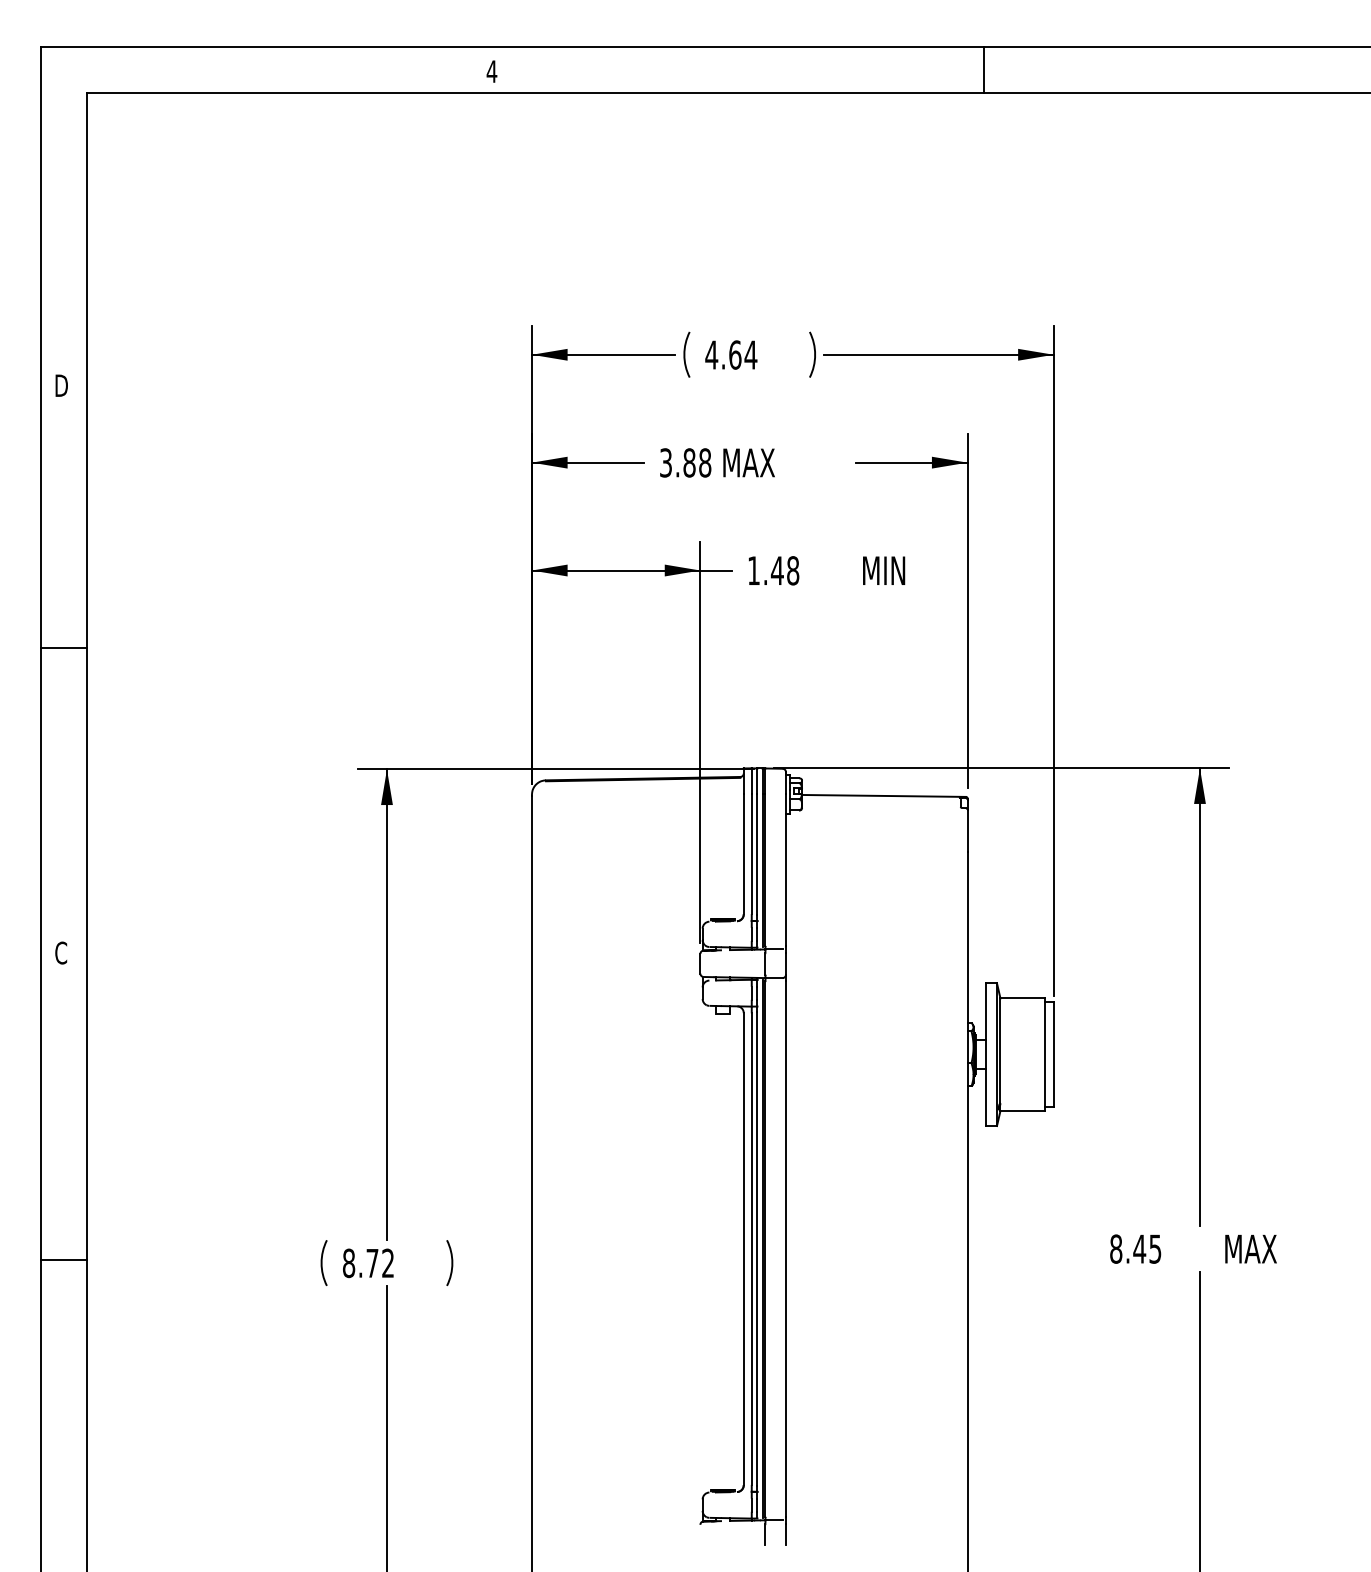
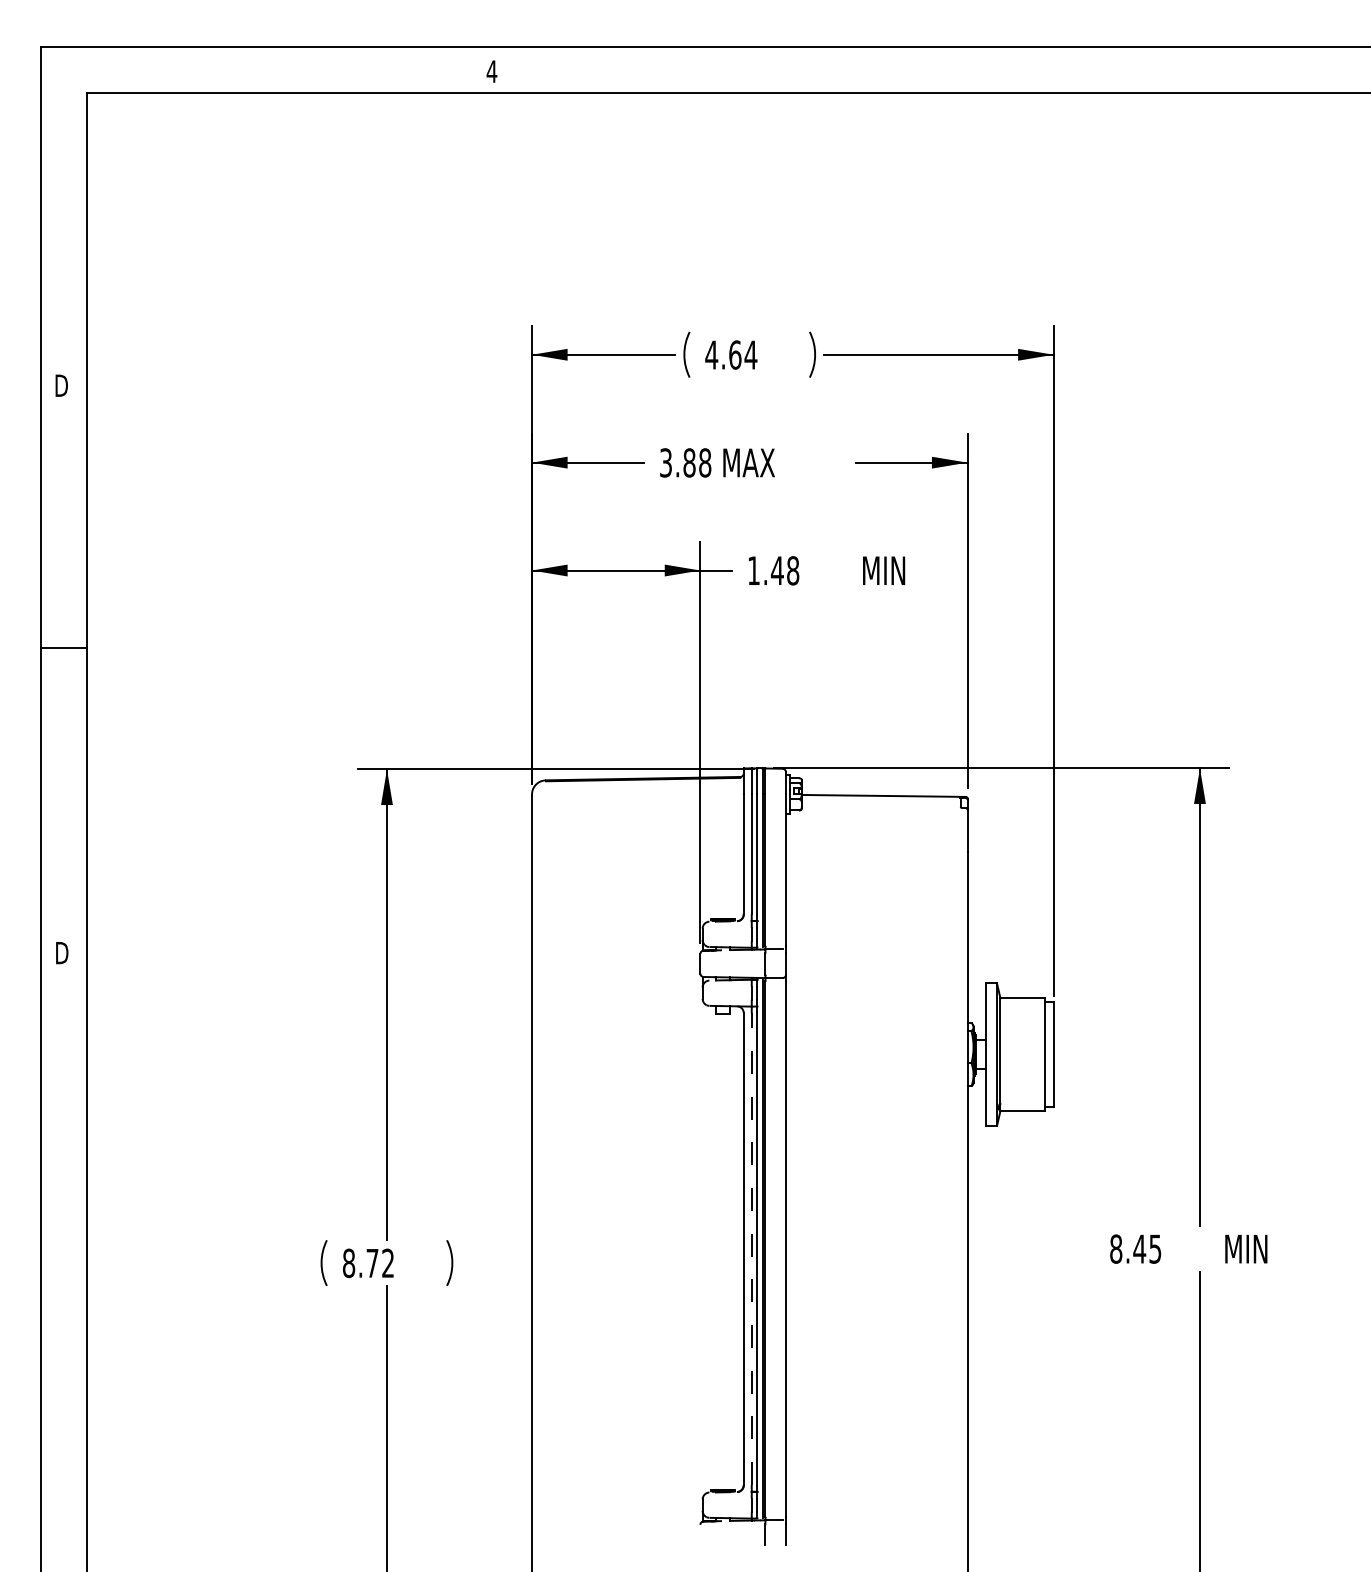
line: present -> none (984, 69)
text: C -> D (61, 952)
text: MAX -> MIN (1260, 1248)
line: solid -> dashed (751, 1249)
line: present -> none (64, 1259)
